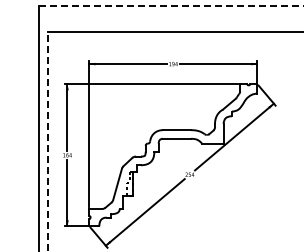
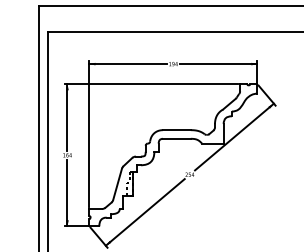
line: dashed -> solid (172, 6)
line: dashed -> solid (47, 141)
